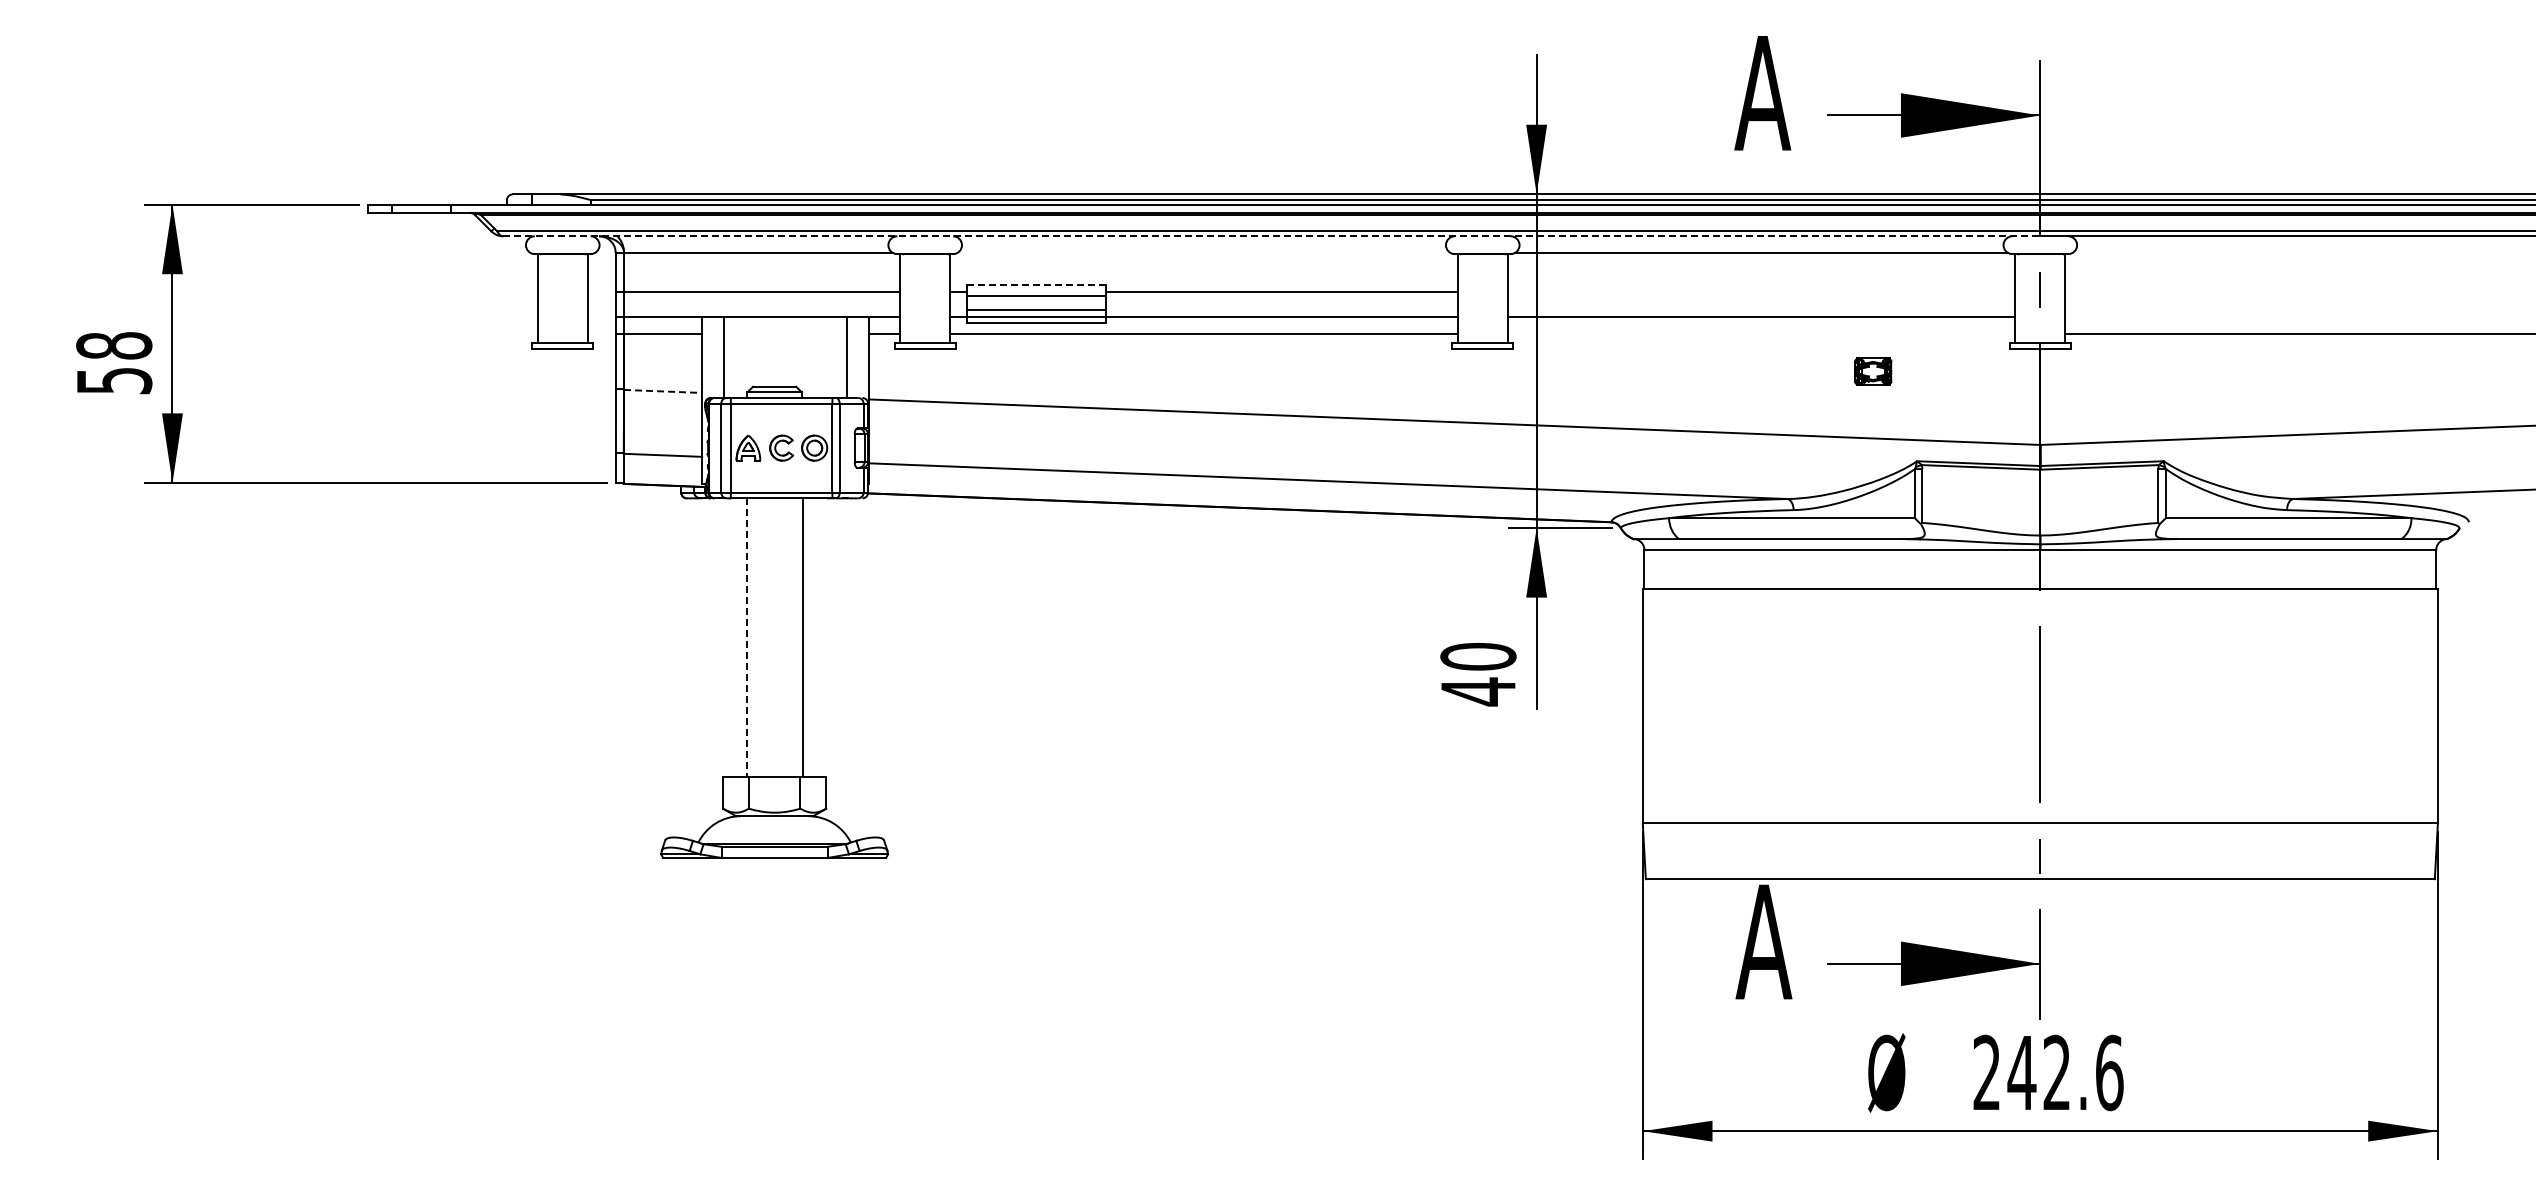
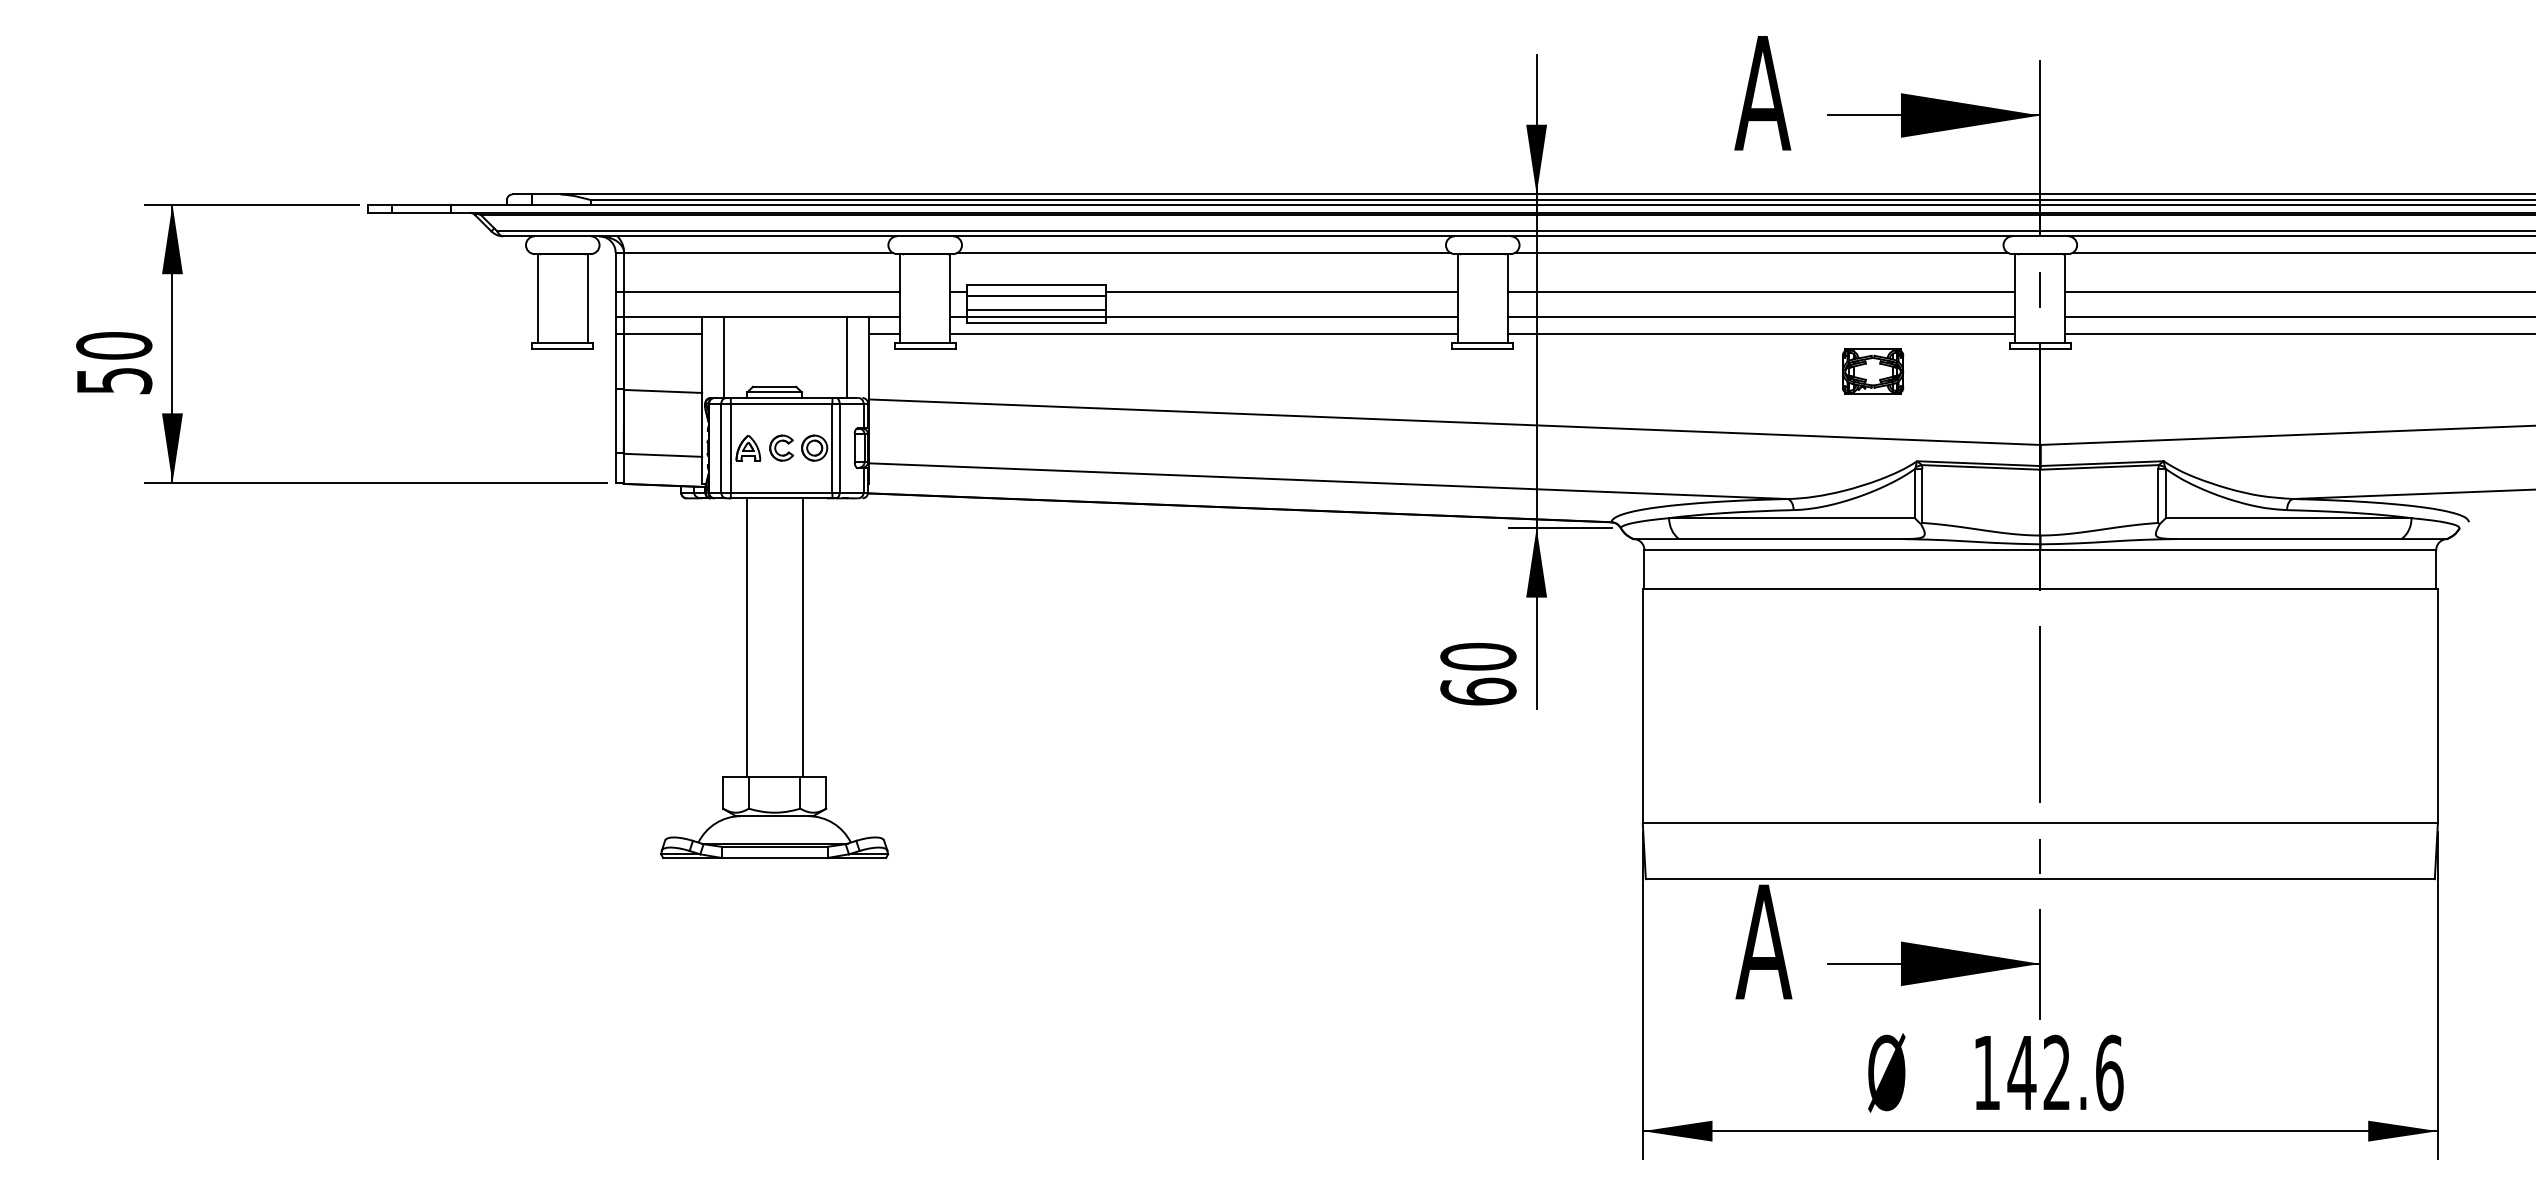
line: dashed -> solid (1271, 236)
line: none -> present (1203, 253)
line: none -> present (2302, 253)
line: dashed -> solid (1036, 285)
line: none -> present (1761, 292)
line: none -> present (2298, 292)
line: none -> present (2298, 317)
line: none -> present (1761, 333)
text: 58 -> 50 (114, 345)
part size: 39x29 px -> 63x47 px (1873, 371)
line: dashed -> solid (663, 391)
line: dashed -> solid (746, 638)
text: 40 -> 60 (1478, 691)
text: 242.6 -> 142.6 (1986, 1071)
